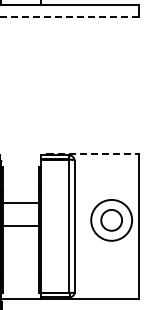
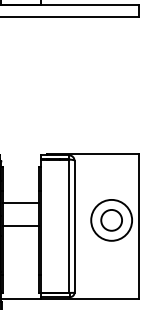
line: dashed -> solid (69, 16)
line: dashed -> solid (93, 153)
